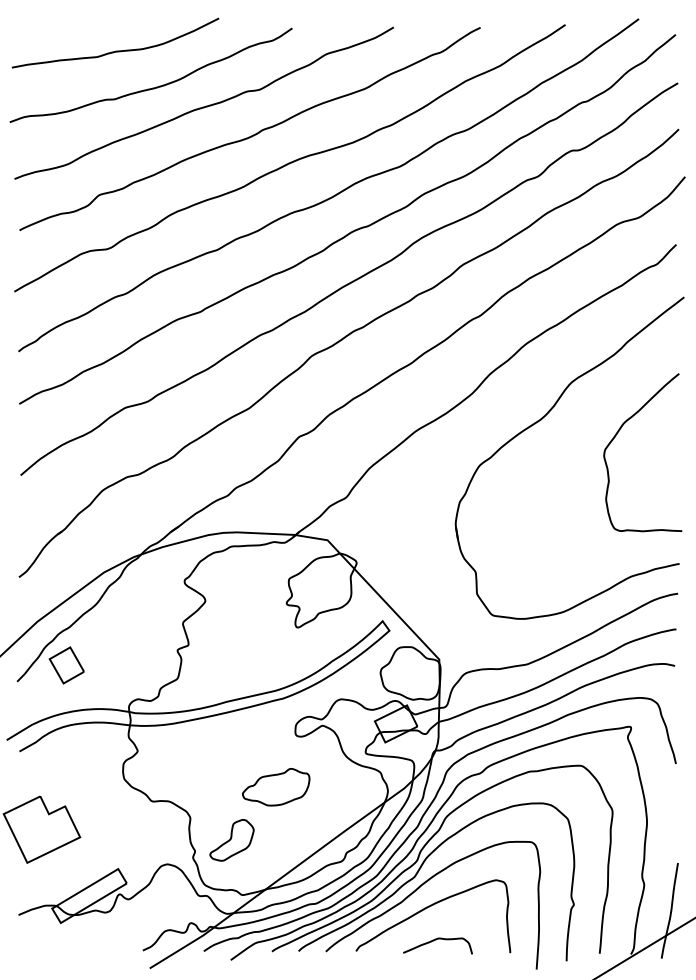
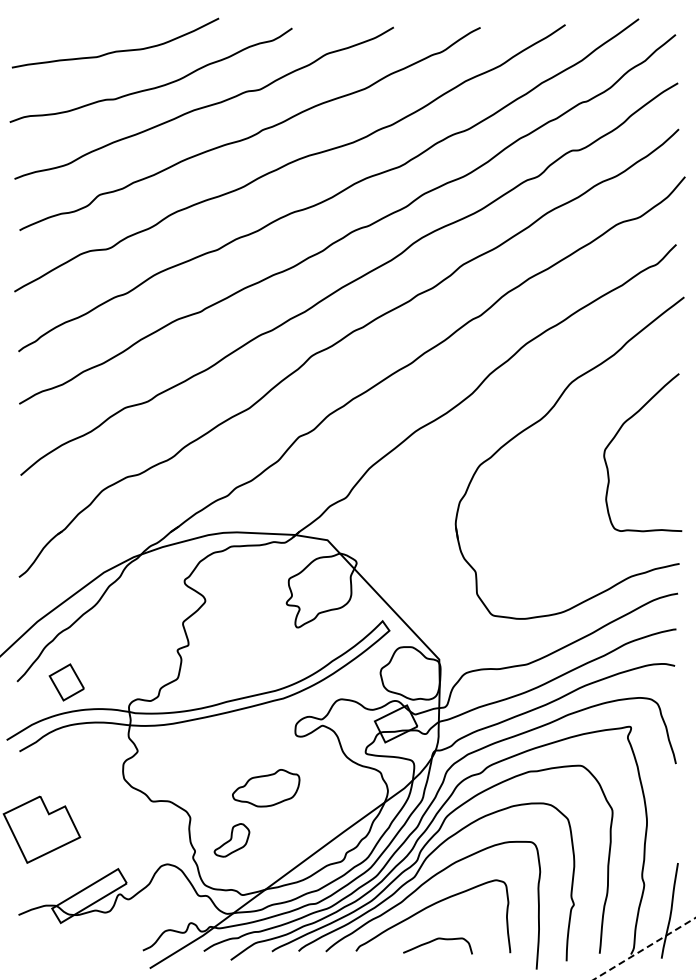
part position: (66, 665) -> (66, 682) (66, 682)
part position: (276, 787) -> (266, 788) (266, 788)
part size: 46x43 px -> 38x35 px (231, 840)
line: solid -> dashed (643, 949)
